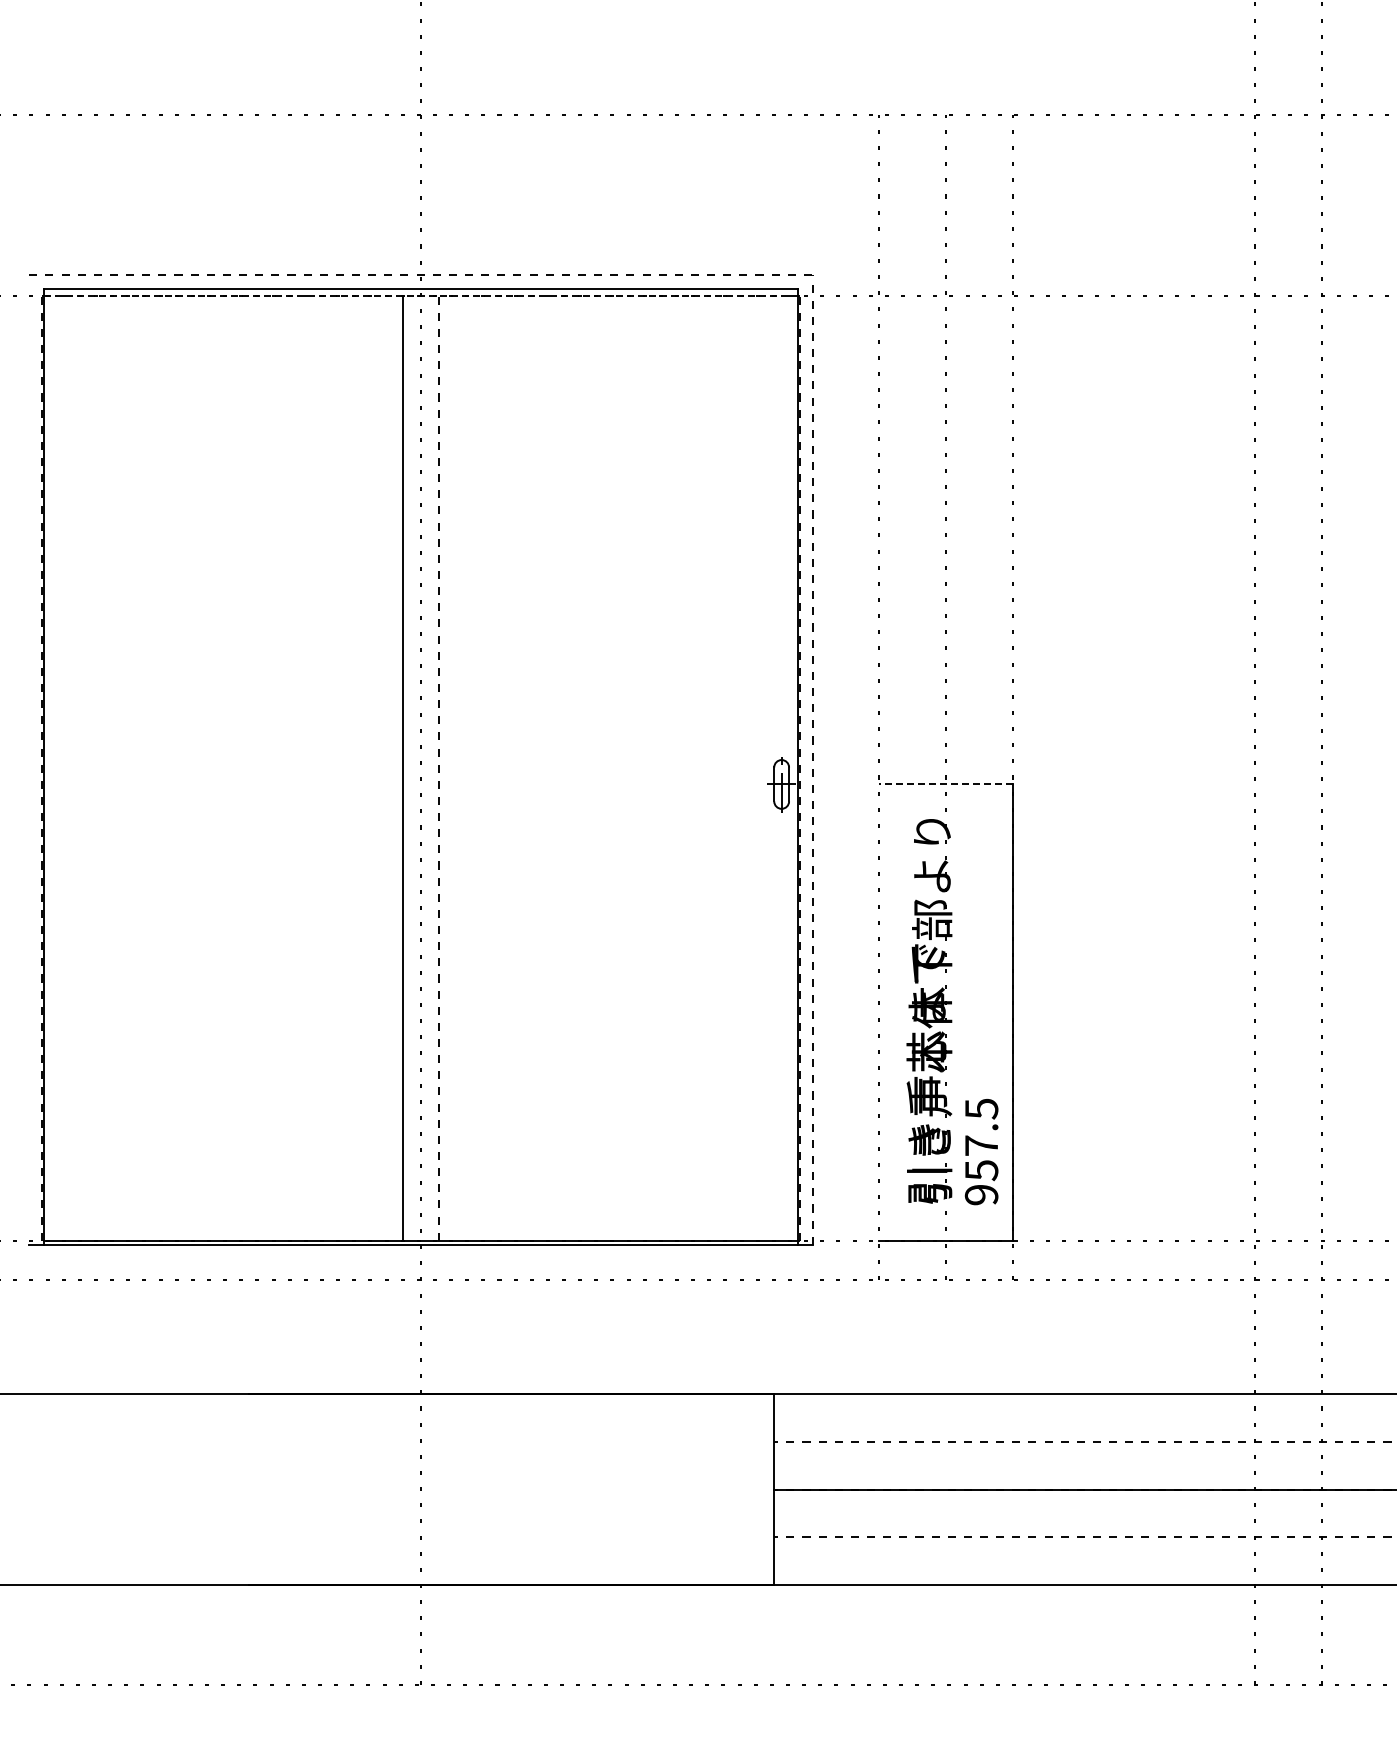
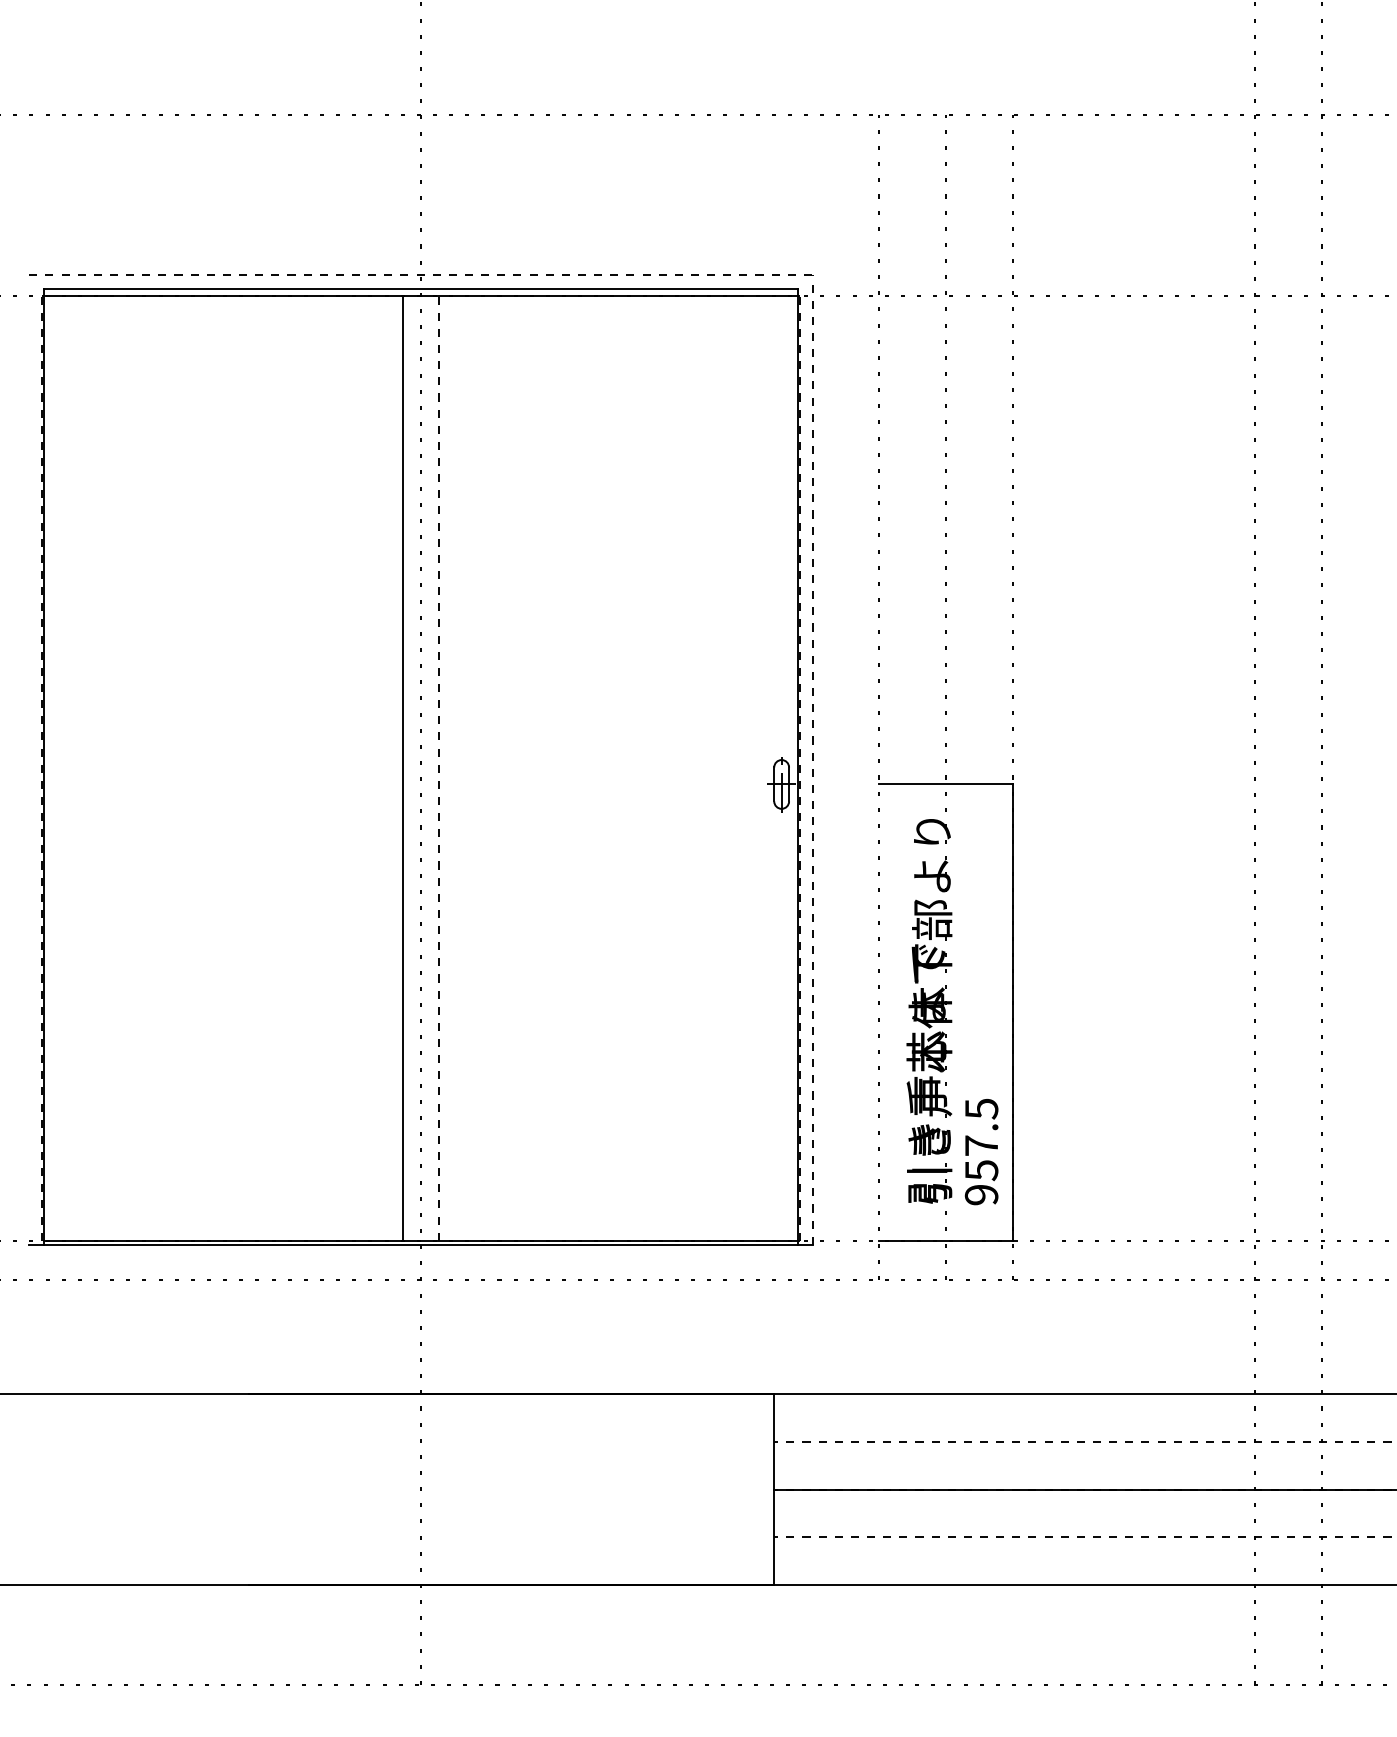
line: dashed -> solid (421, 295)
line: dashed -> solid (946, 784)
